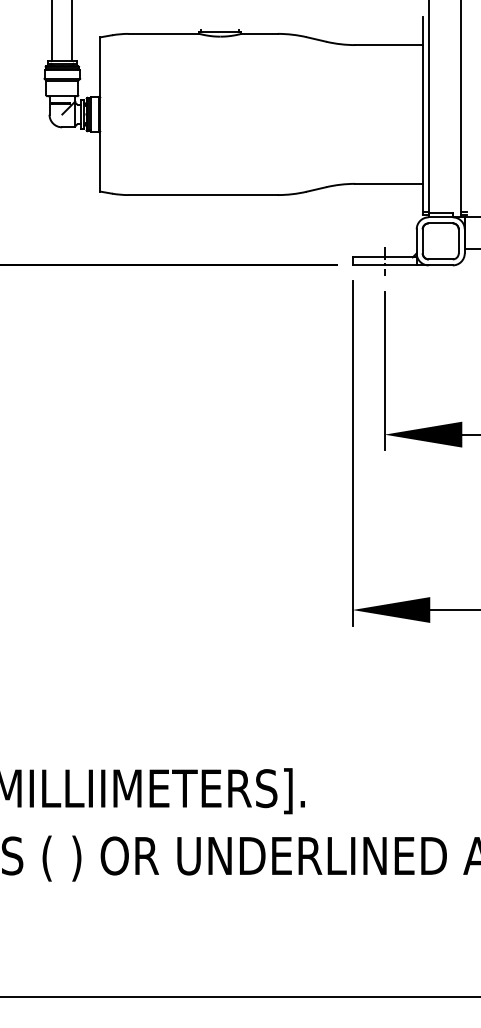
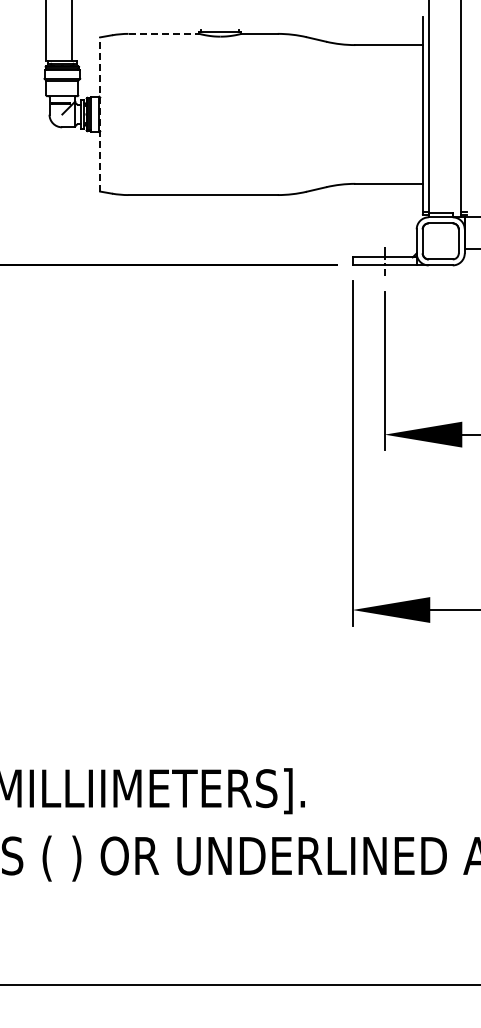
line position: (52, 31) -> (46, 31) (46, 31)
line: solid -> dashed (164, 33)
line: solid -> dashed (100, 113)
line position: (239, 997) -> (239, 985) (239, 985)
